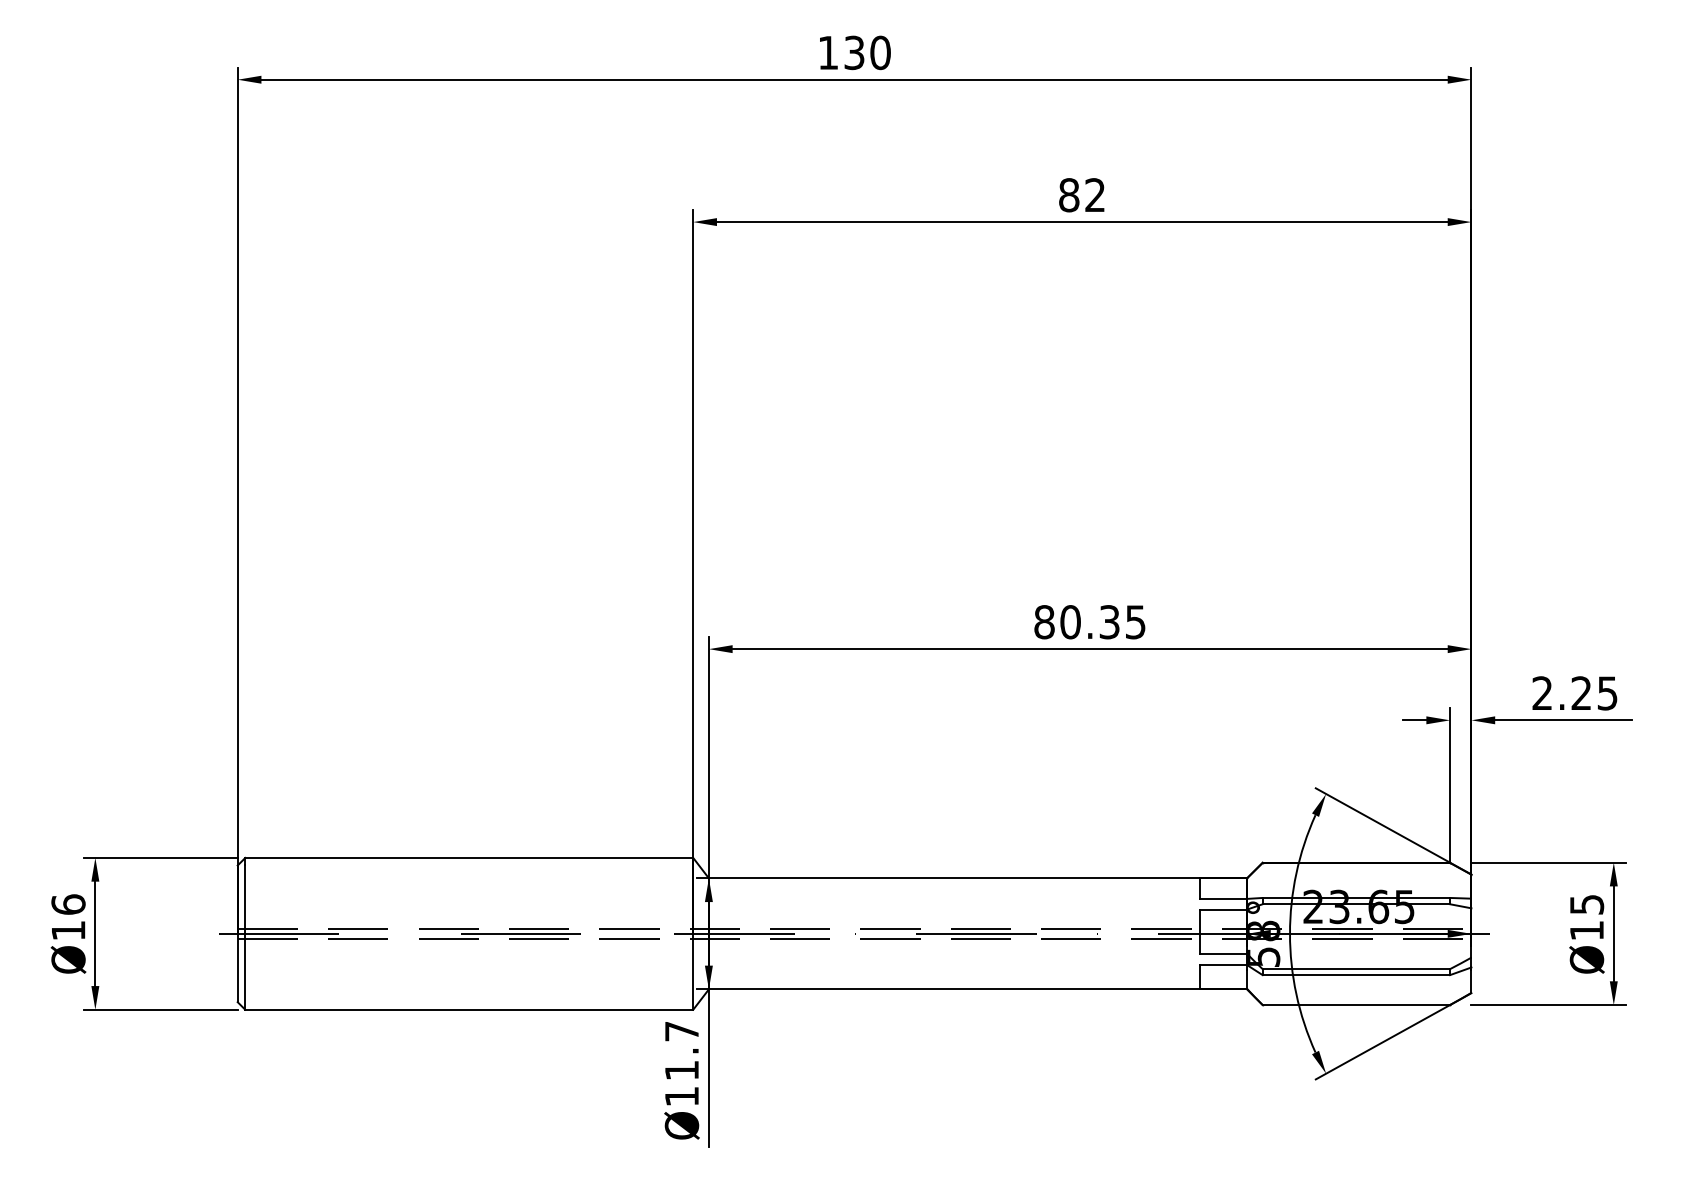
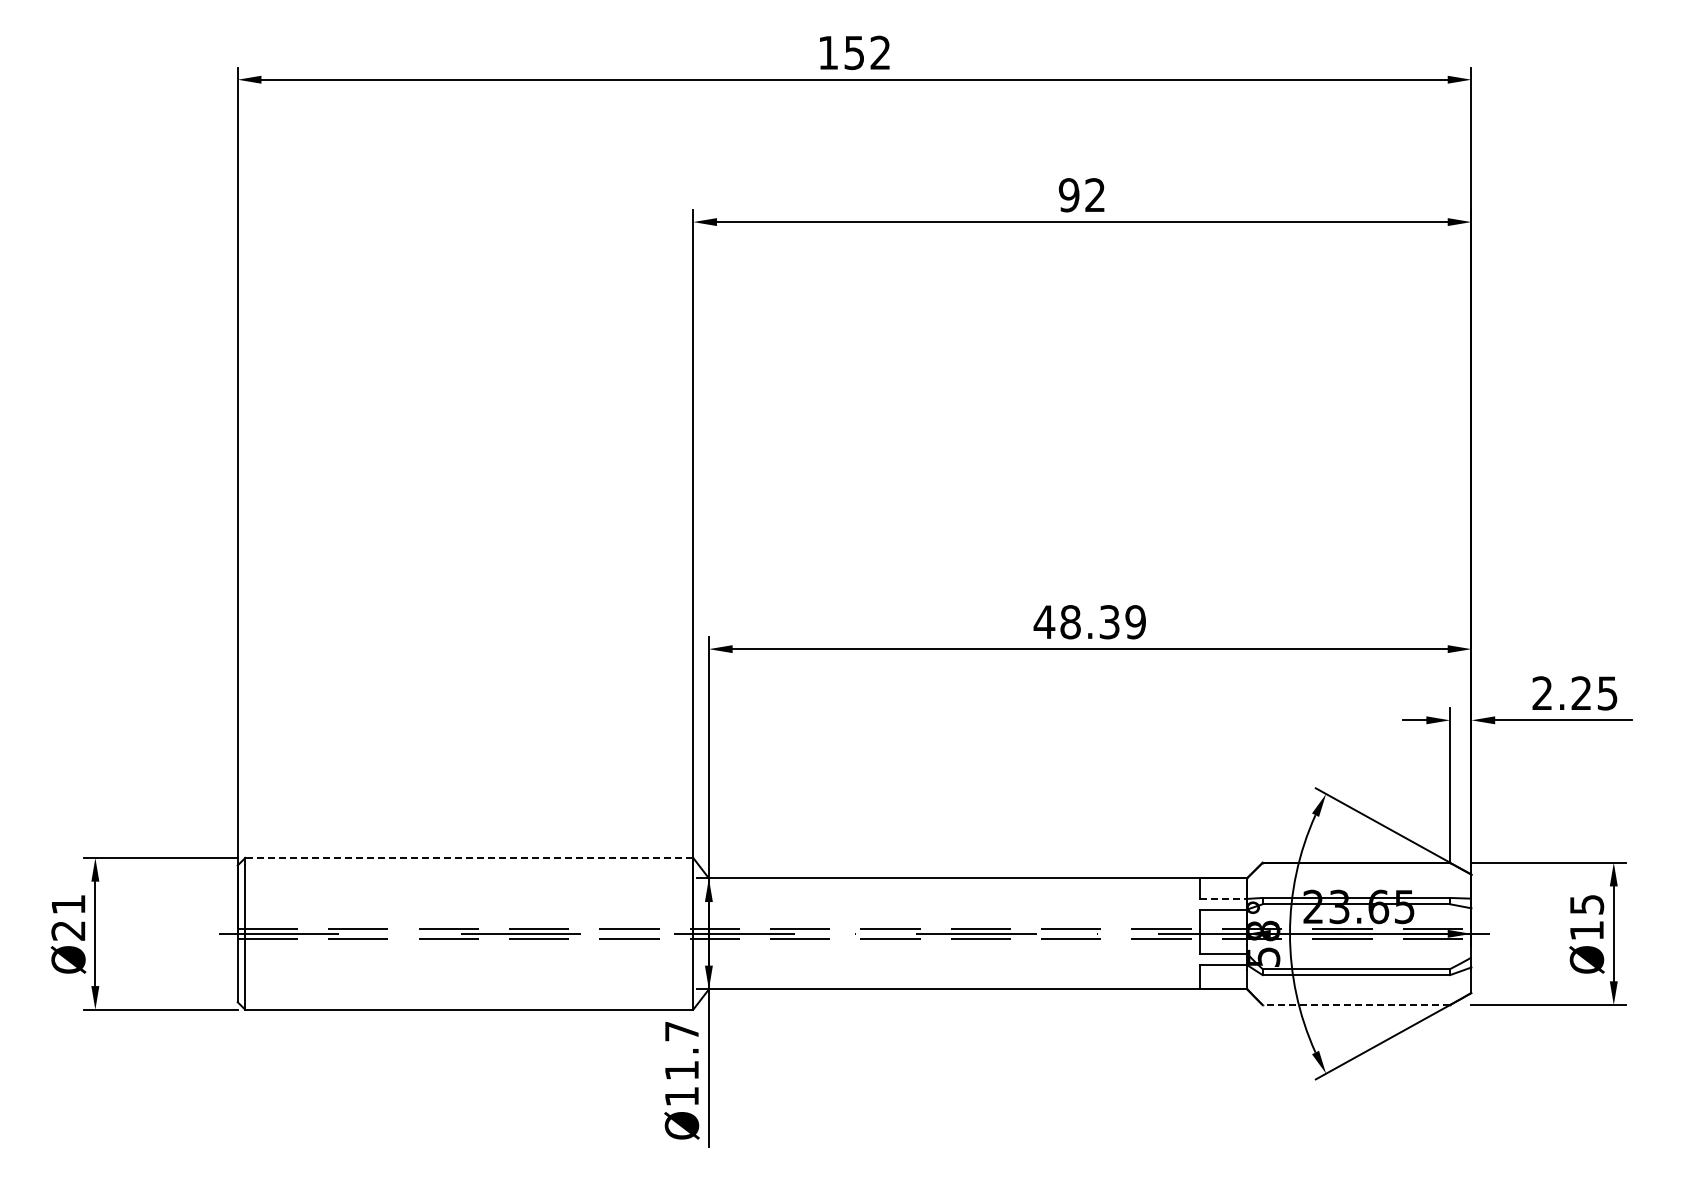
text: 130 -> 152 (867, 52)
text: 82 -> 92 (1068, 195)
text: 80.35 -> 48.39 (1089, 622)
line: solid -> dashed (469, 857)
line: solid -> dashed (1224, 898)
text: Ø16 -> Ø21 (68, 917)
line: solid -> dashed (1356, 1005)
